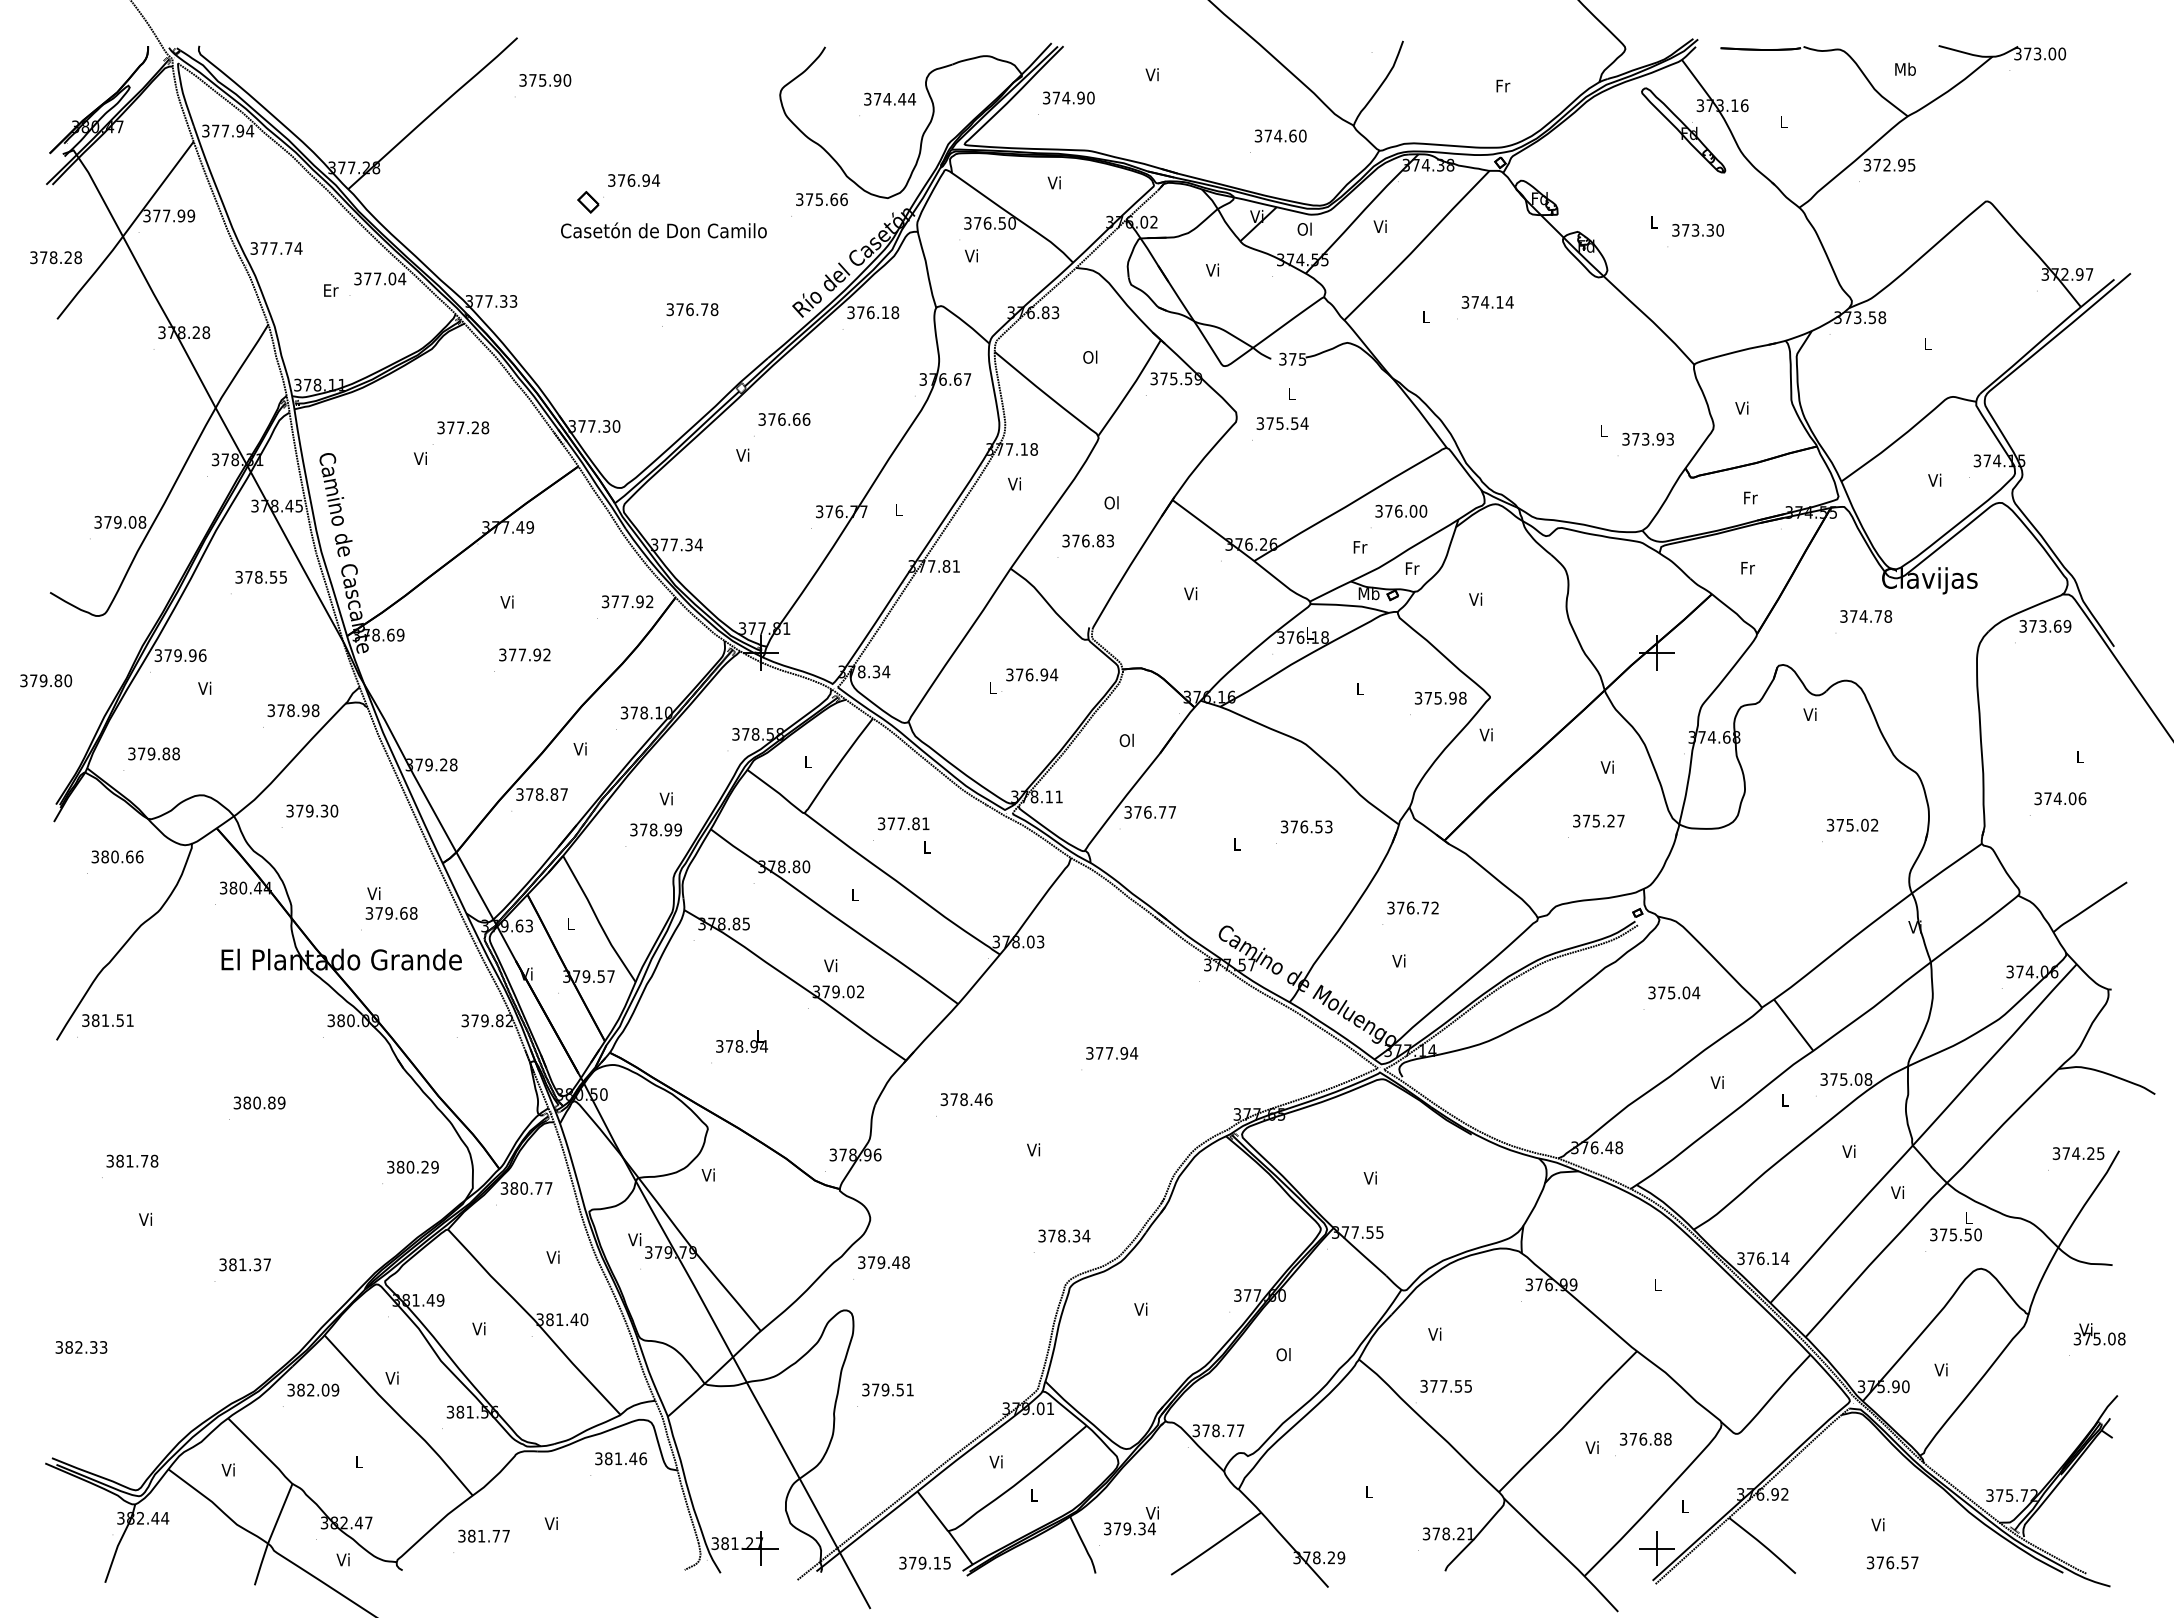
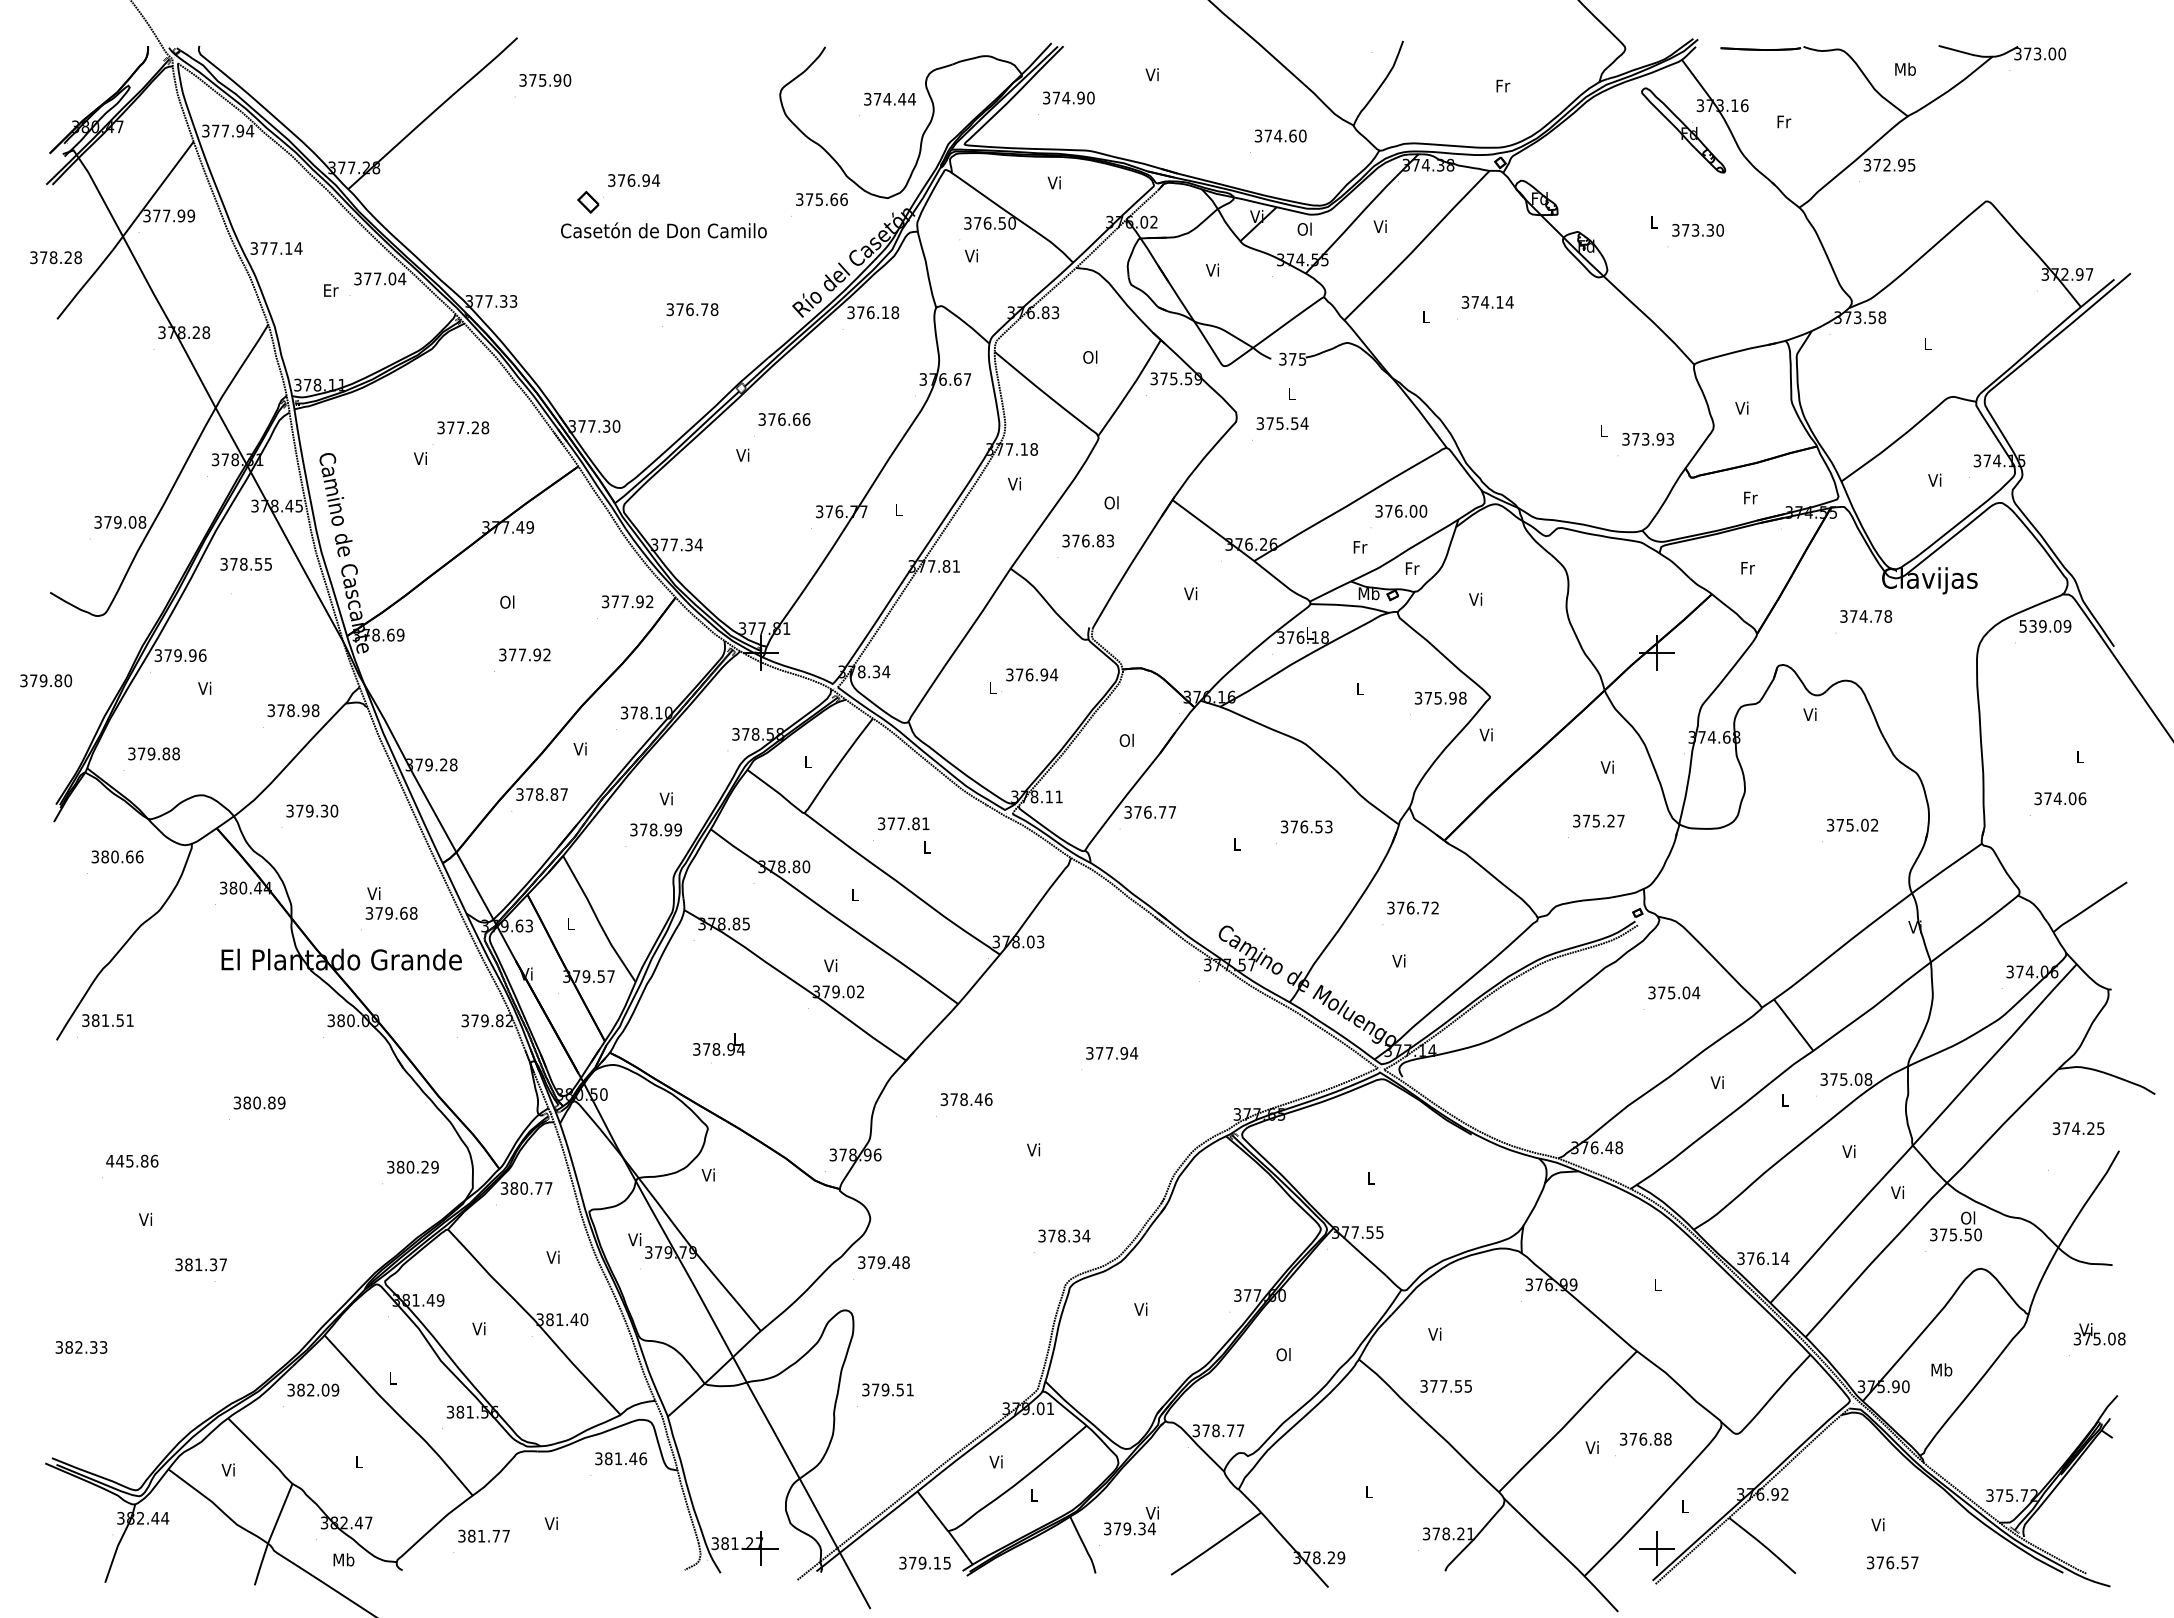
text: L -> Fr (1784, 121)
text: 377.74 -> 377.14 (288, 248)
text position: (260, 577) -> (245, 564) (245, 564)
text: Vi -> Ol (507, 601)
text: 373.69 -> 539.09 (2040, 625)
text position: (741, 1041) -> (718, 1044) (718, 1044)
text position: (2078, 1153) -> (2078, 1128) (2078, 1128)
text: 381.78 -> 445.86 (132, 1160)
text: Vi -> L (1369, 1177)
text: L -> Ol (1968, 1217)
text position: (244, 1264) -> (200, 1264) (200, 1264)
text: Vi -> Mb (1941, 1369)
text: Vi -> L (391, 1377)
text: Vi -> Mb (343, 1559)
